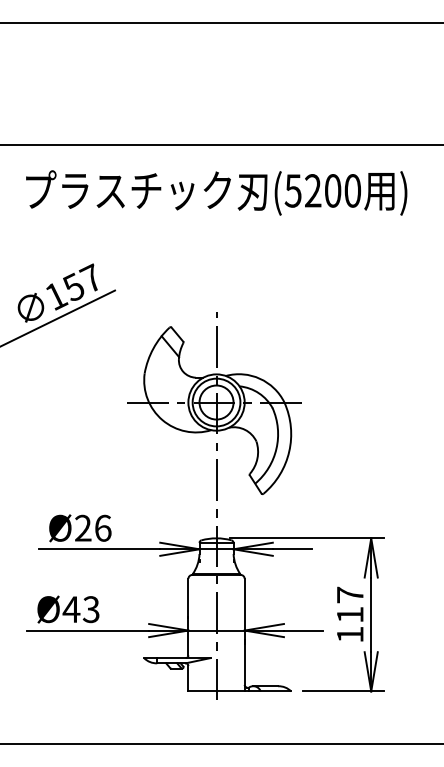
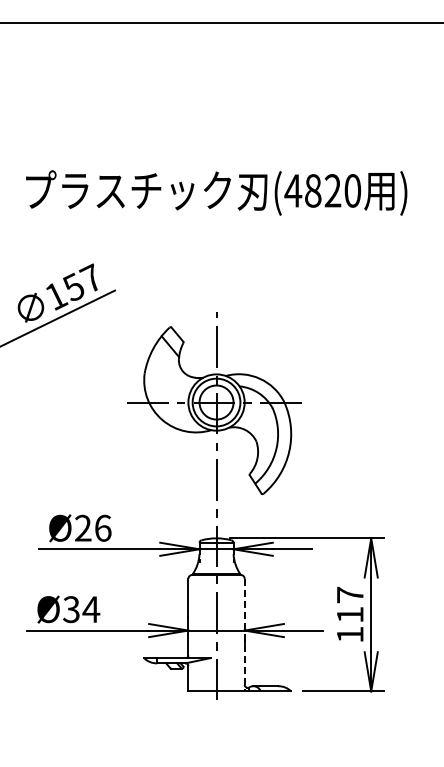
line: present -> none (221, 145)
text: (5200 -> (4820 (312, 190)
text: Ø43 -> Ø34 (81, 609)
line: solid -> dashed (244, 635)
line: present -> none (221, 743)
